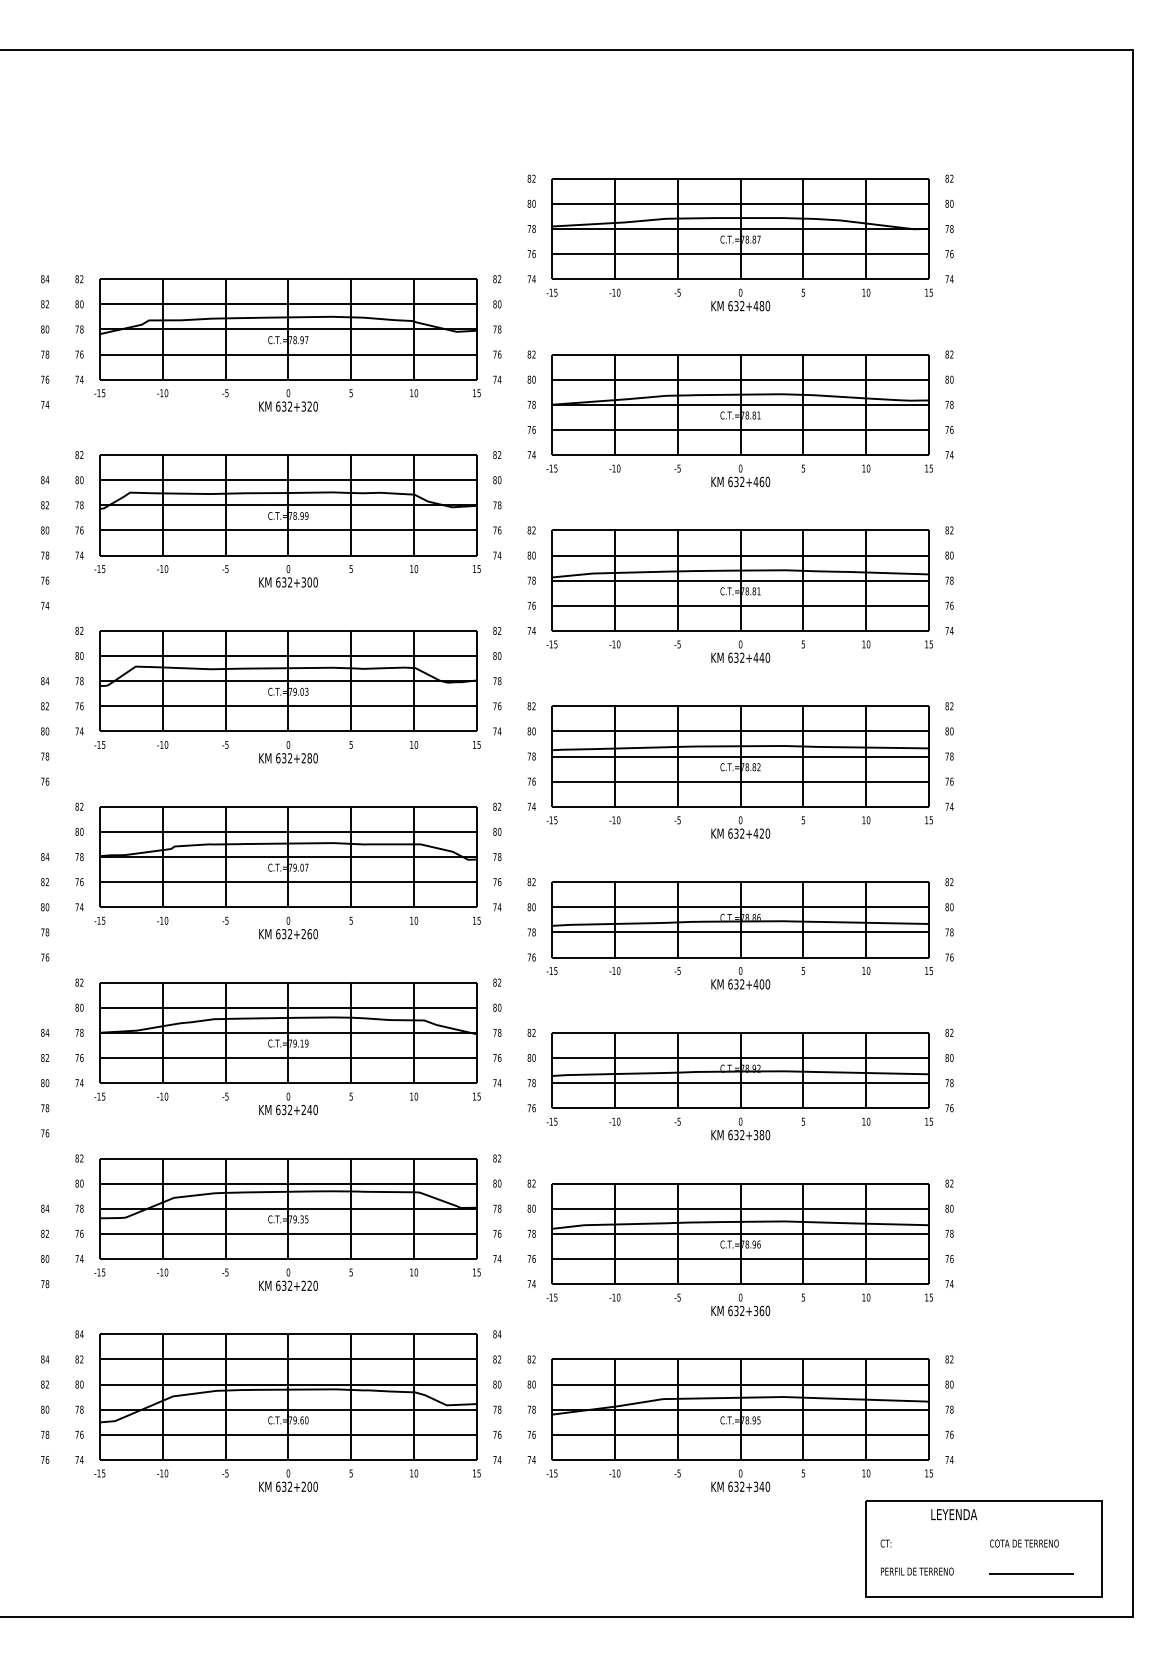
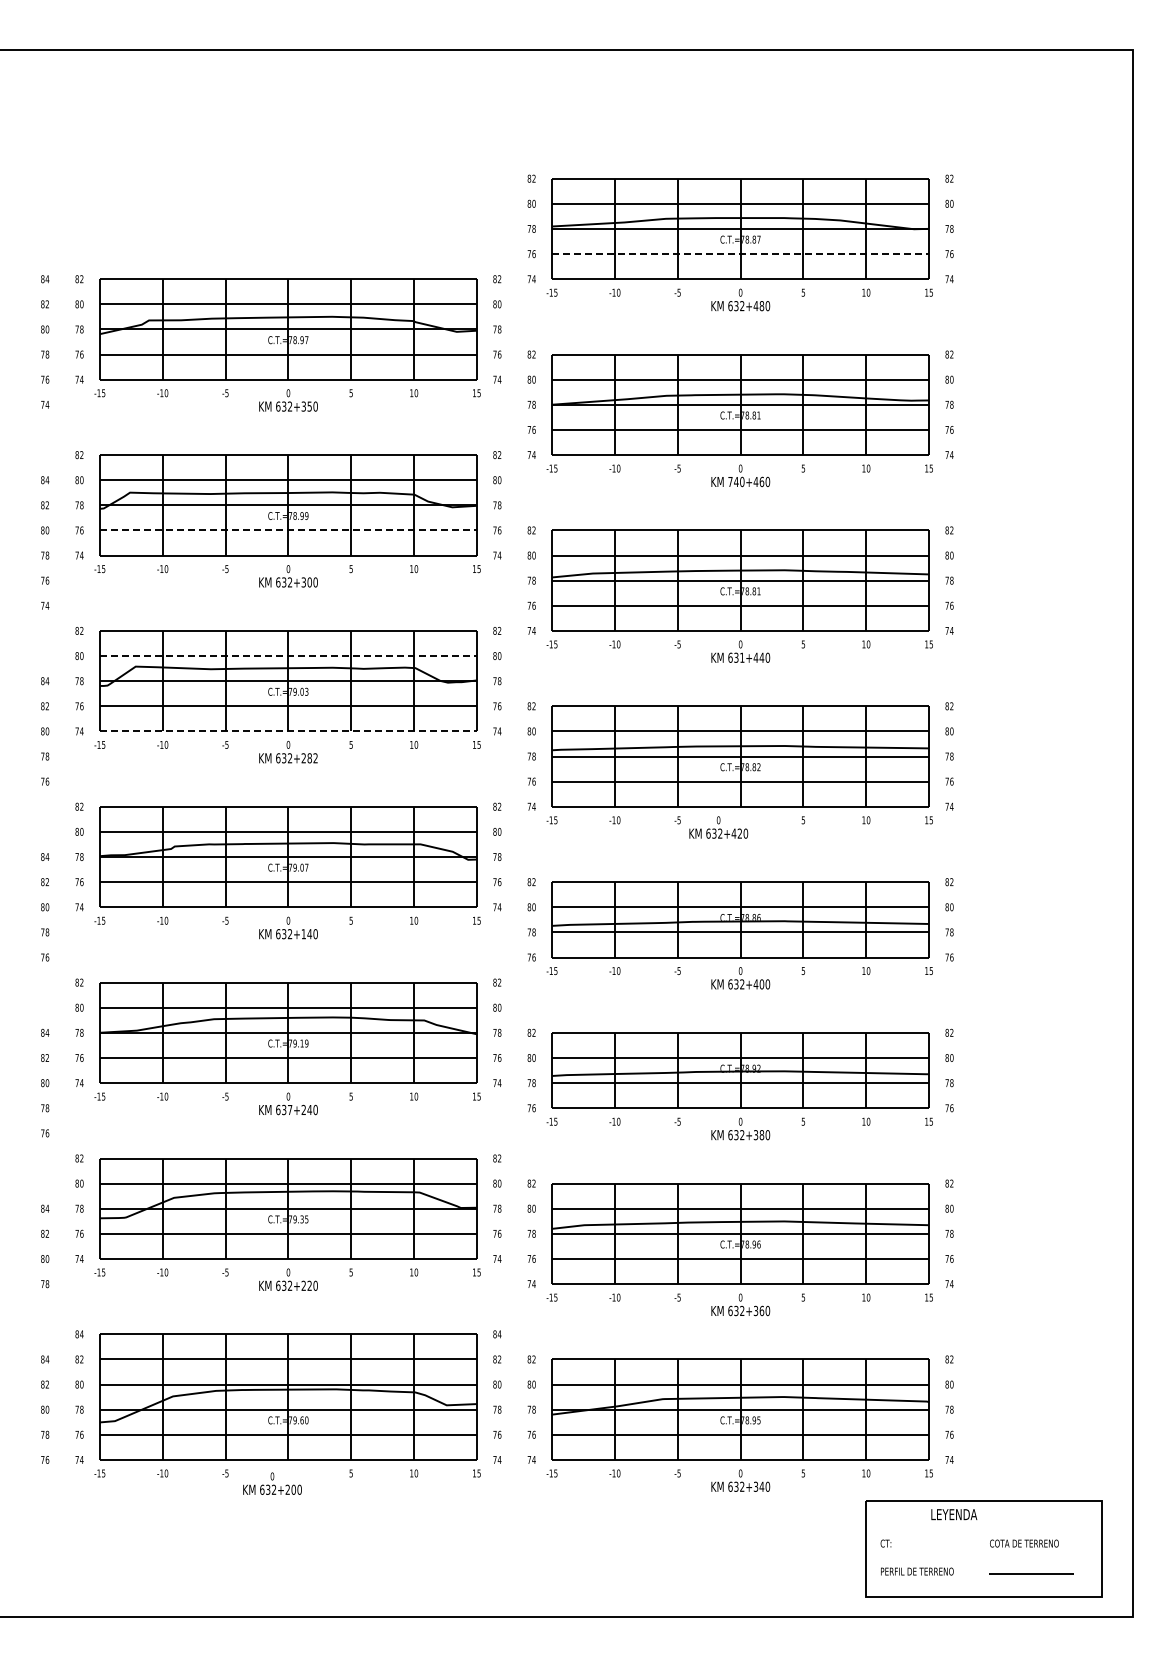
line: solid -> dashed (741, 254)
text: 632+320 -> 632+350 (309, 406)
text: 632+460 -> 740+460 (736, 481)
line: solid -> dashed (288, 530)
line: solid -> dashed (288, 656)
text: 632+440 -> 631+440 (742, 657)
line: solid -> dashed (288, 731)
text: 632+280 -> 632+282 (315, 758)
text position: (740, 827) -> (718, 827) (718, 827)
text: 632+260 -> 632+140 (306, 934)
text: 632+240 -> 637+240 (289, 1109)
text position: (288, 1480) -> (272, 1483) (272, 1483)
